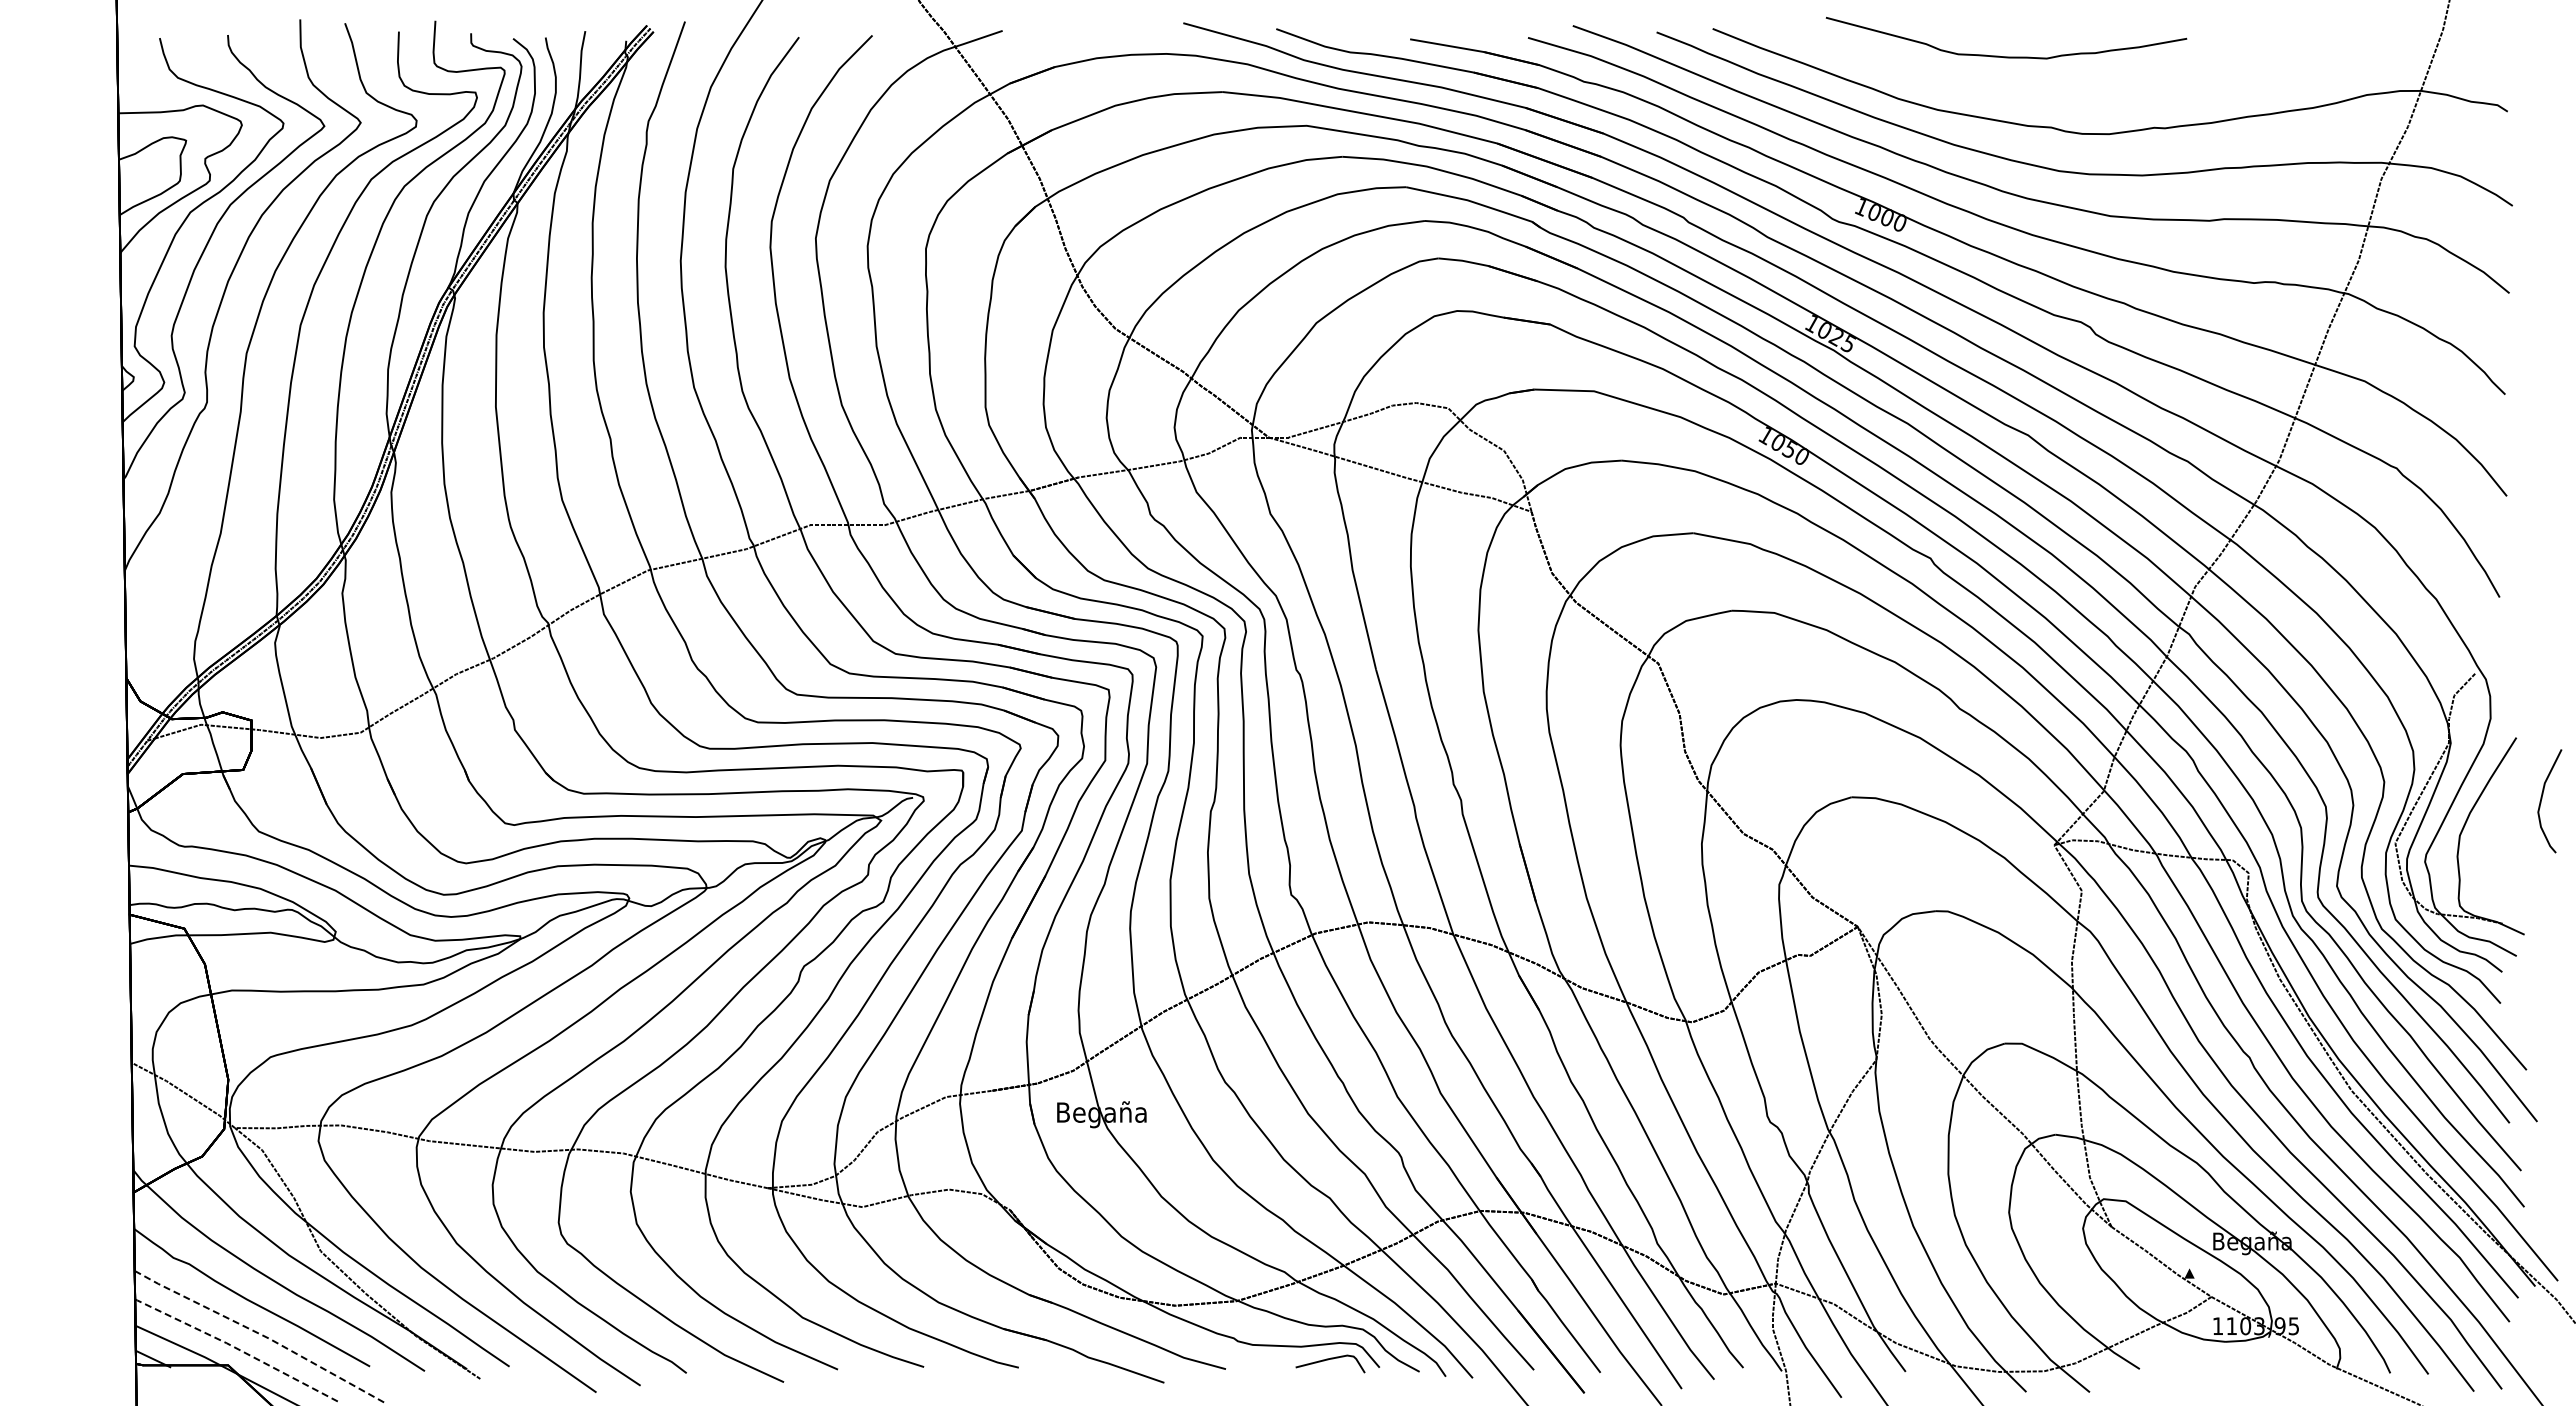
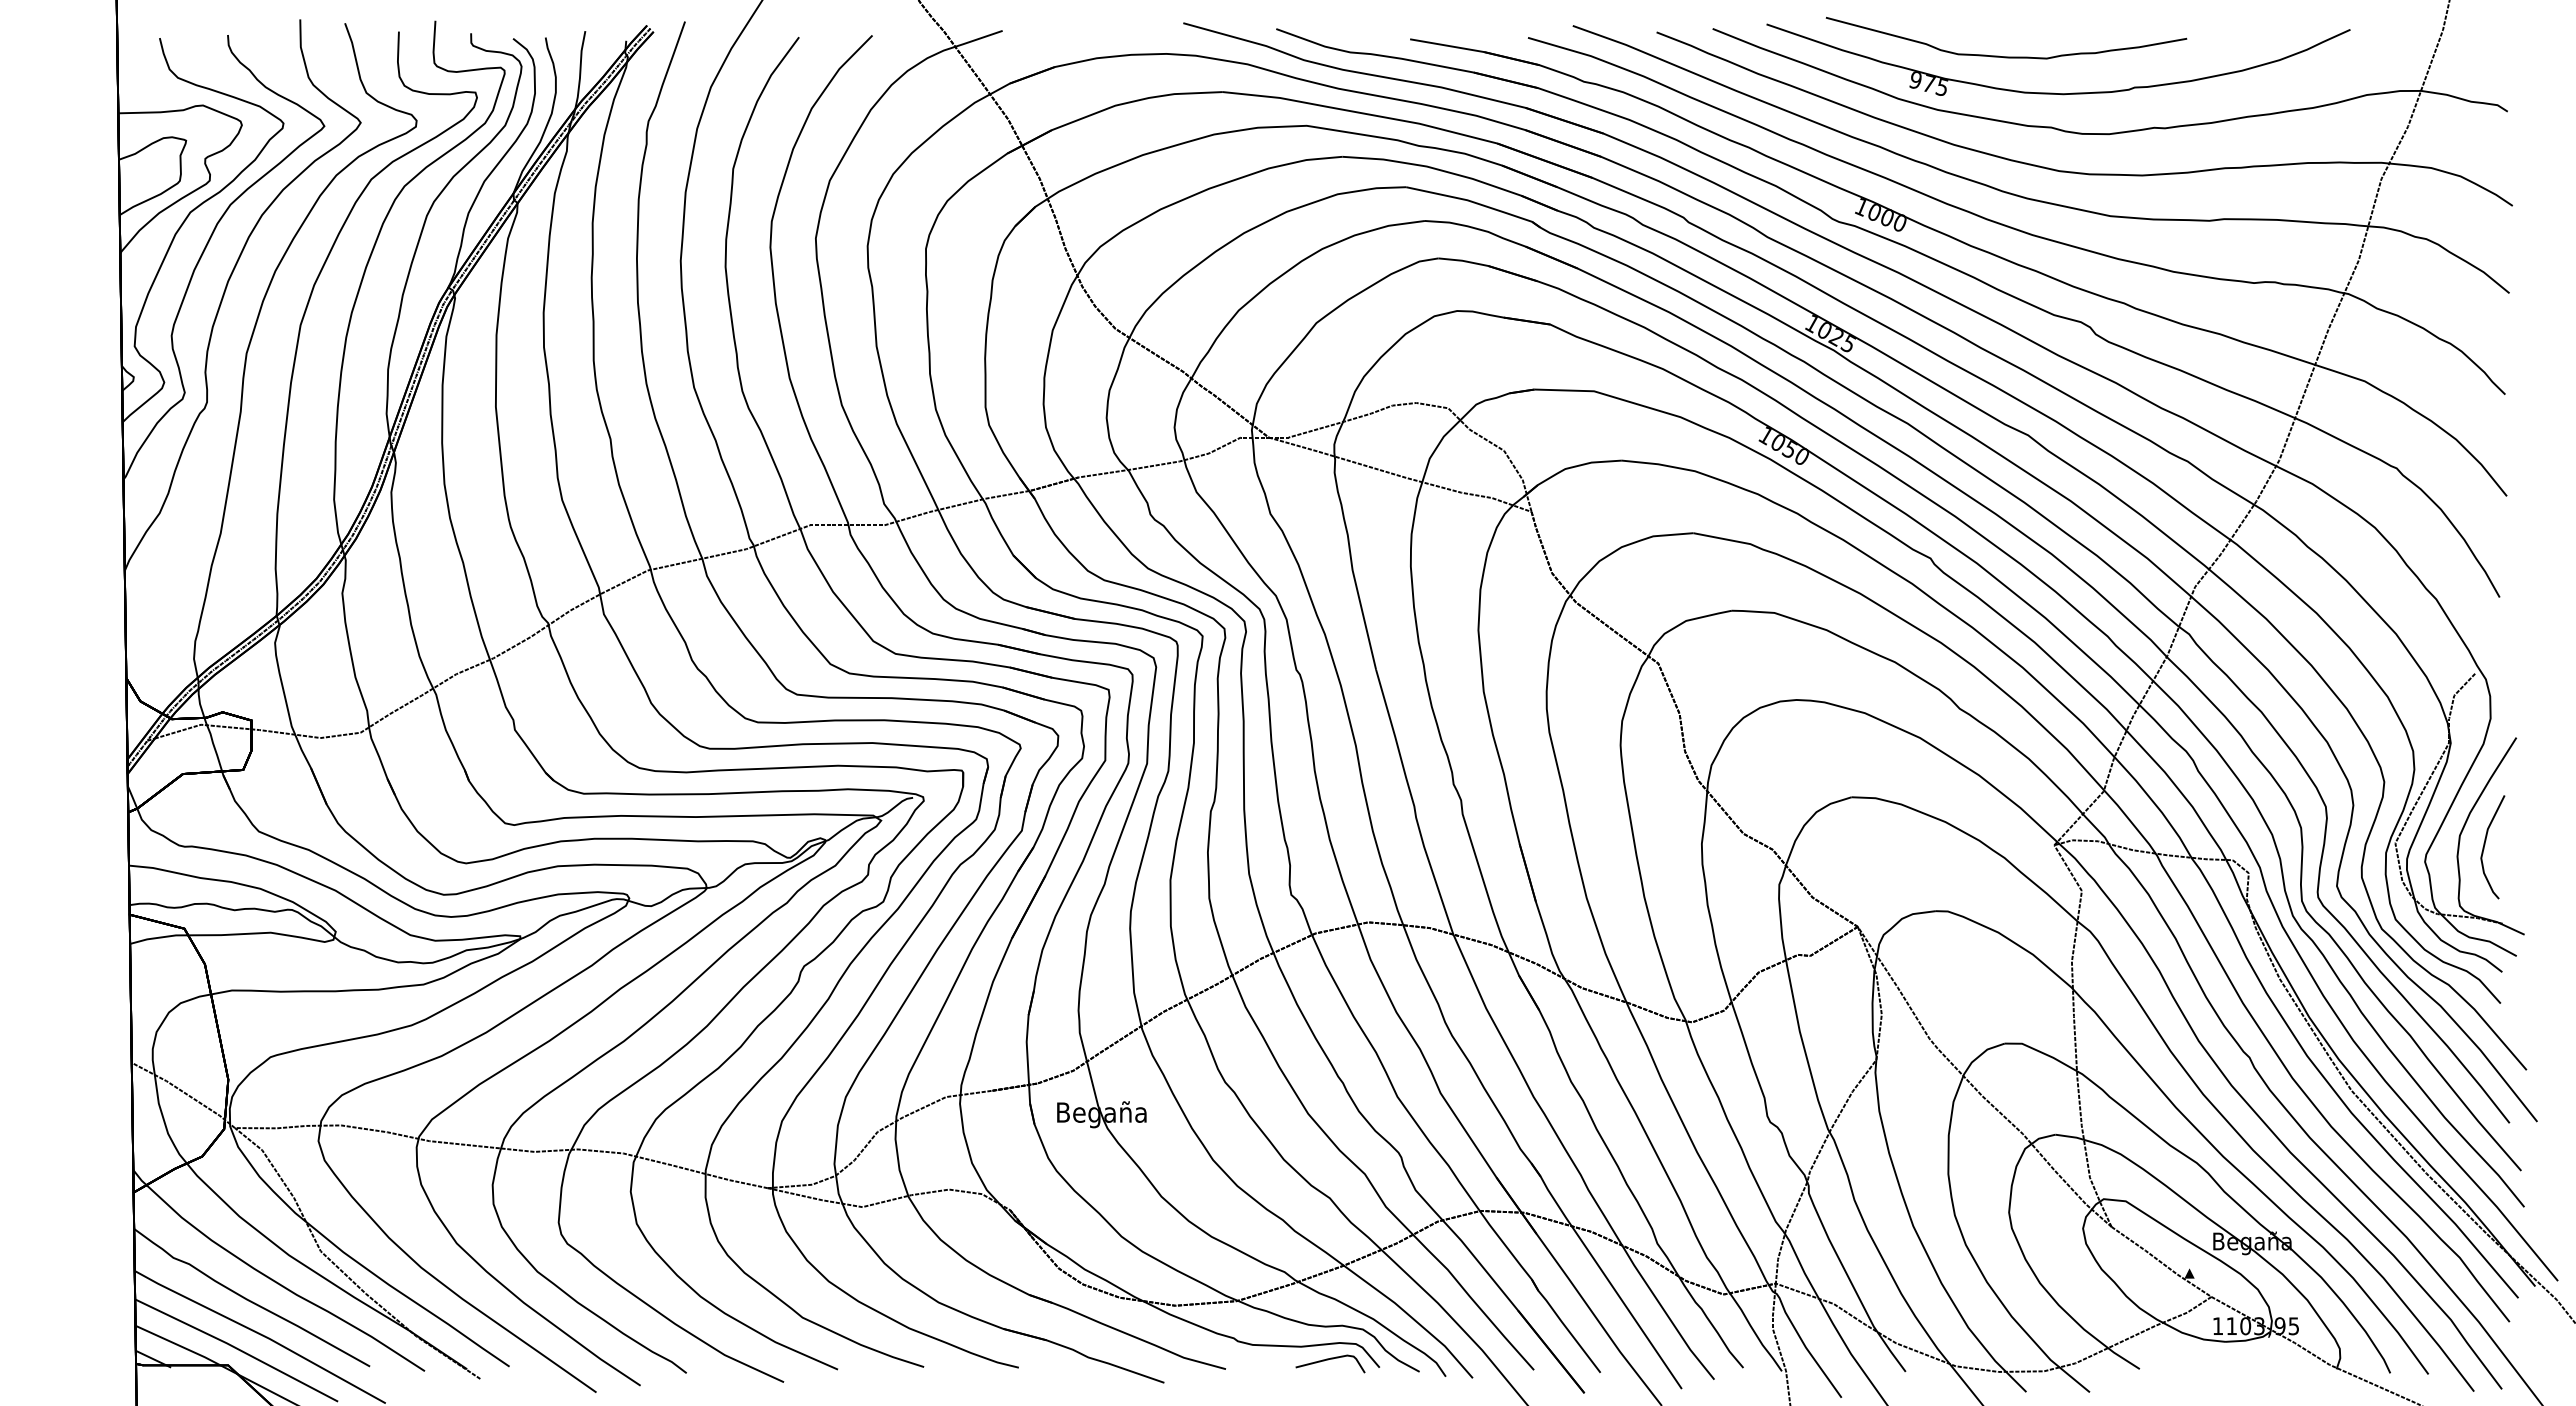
part: none -> present (2053, 92)
curve position: (2542, 799) -> (2485, 845) (2485, 845)
line: dashed -> solid (261, 1334)
line: dashed -> solid (236, 1348)
